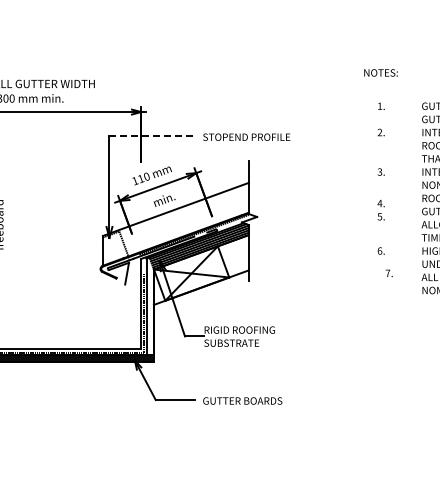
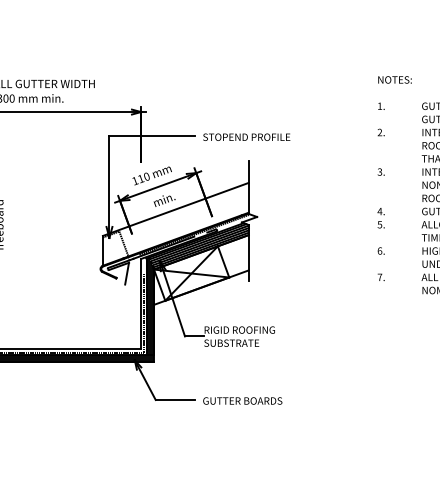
text position: (380, 72) -> (394, 79) (394, 79)
line: dashed -> solid (152, 136)
text position: (380, 210) -> (380, 218) (380, 218)
text position: (388, 272) -> (380, 276) (380, 276)
hatch: none -> present (149, 305)
